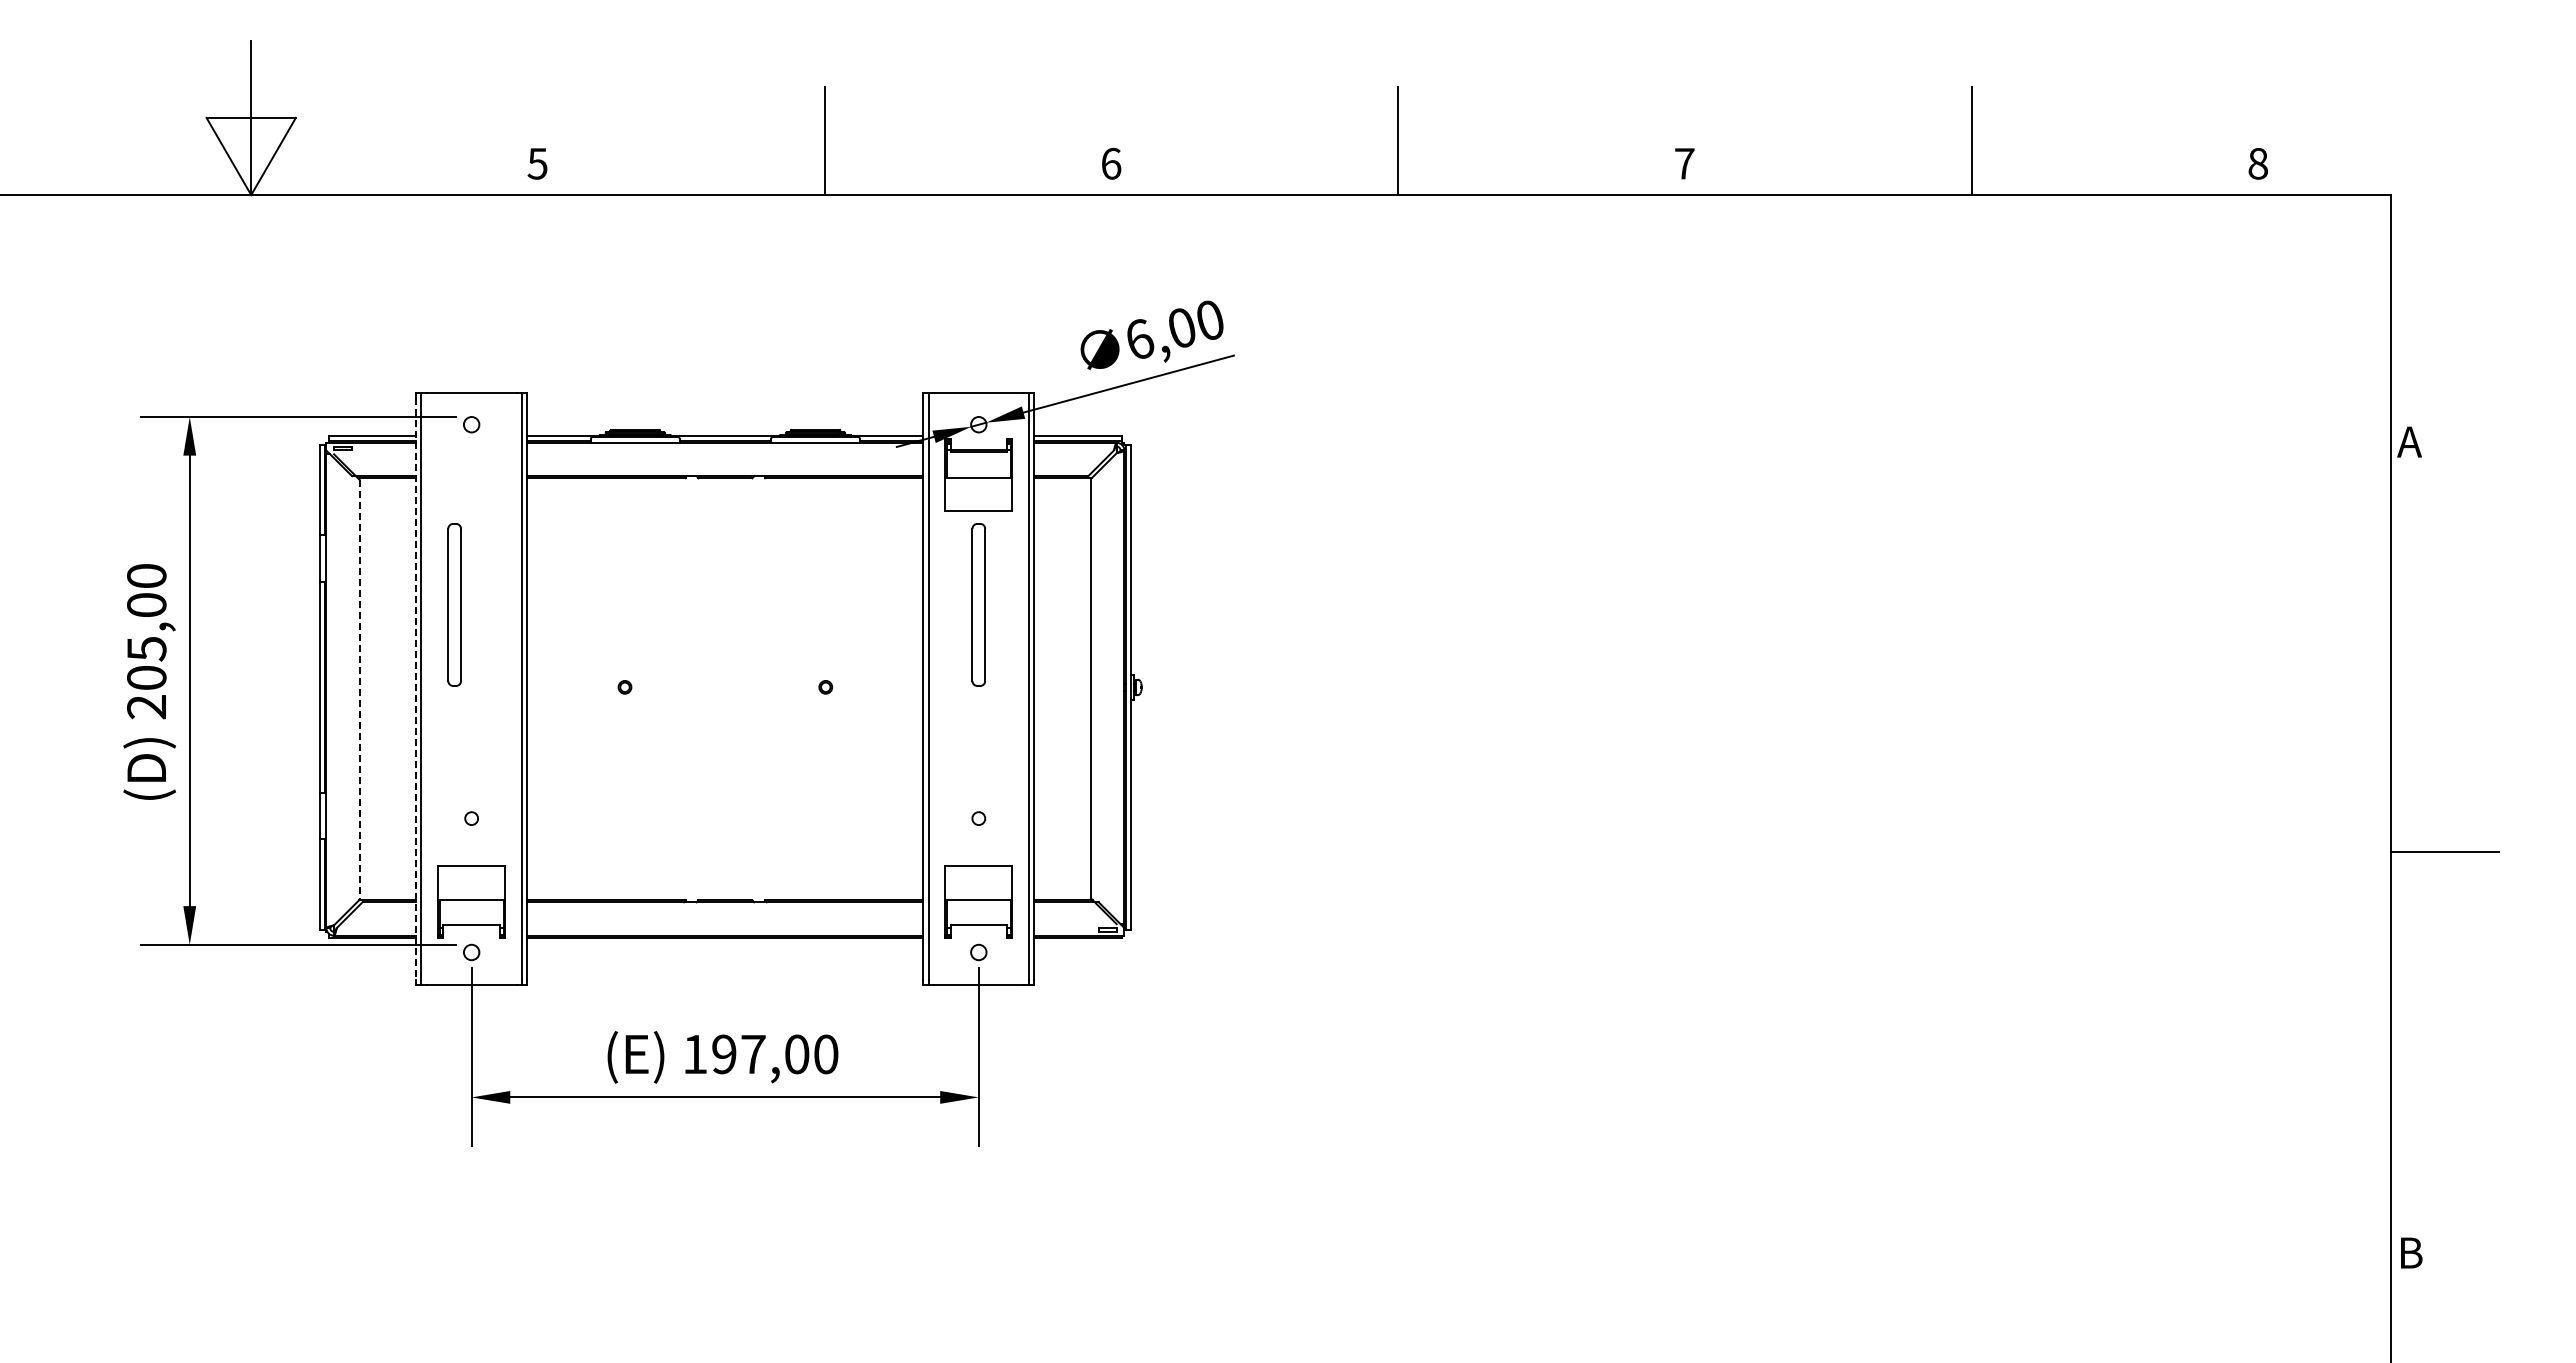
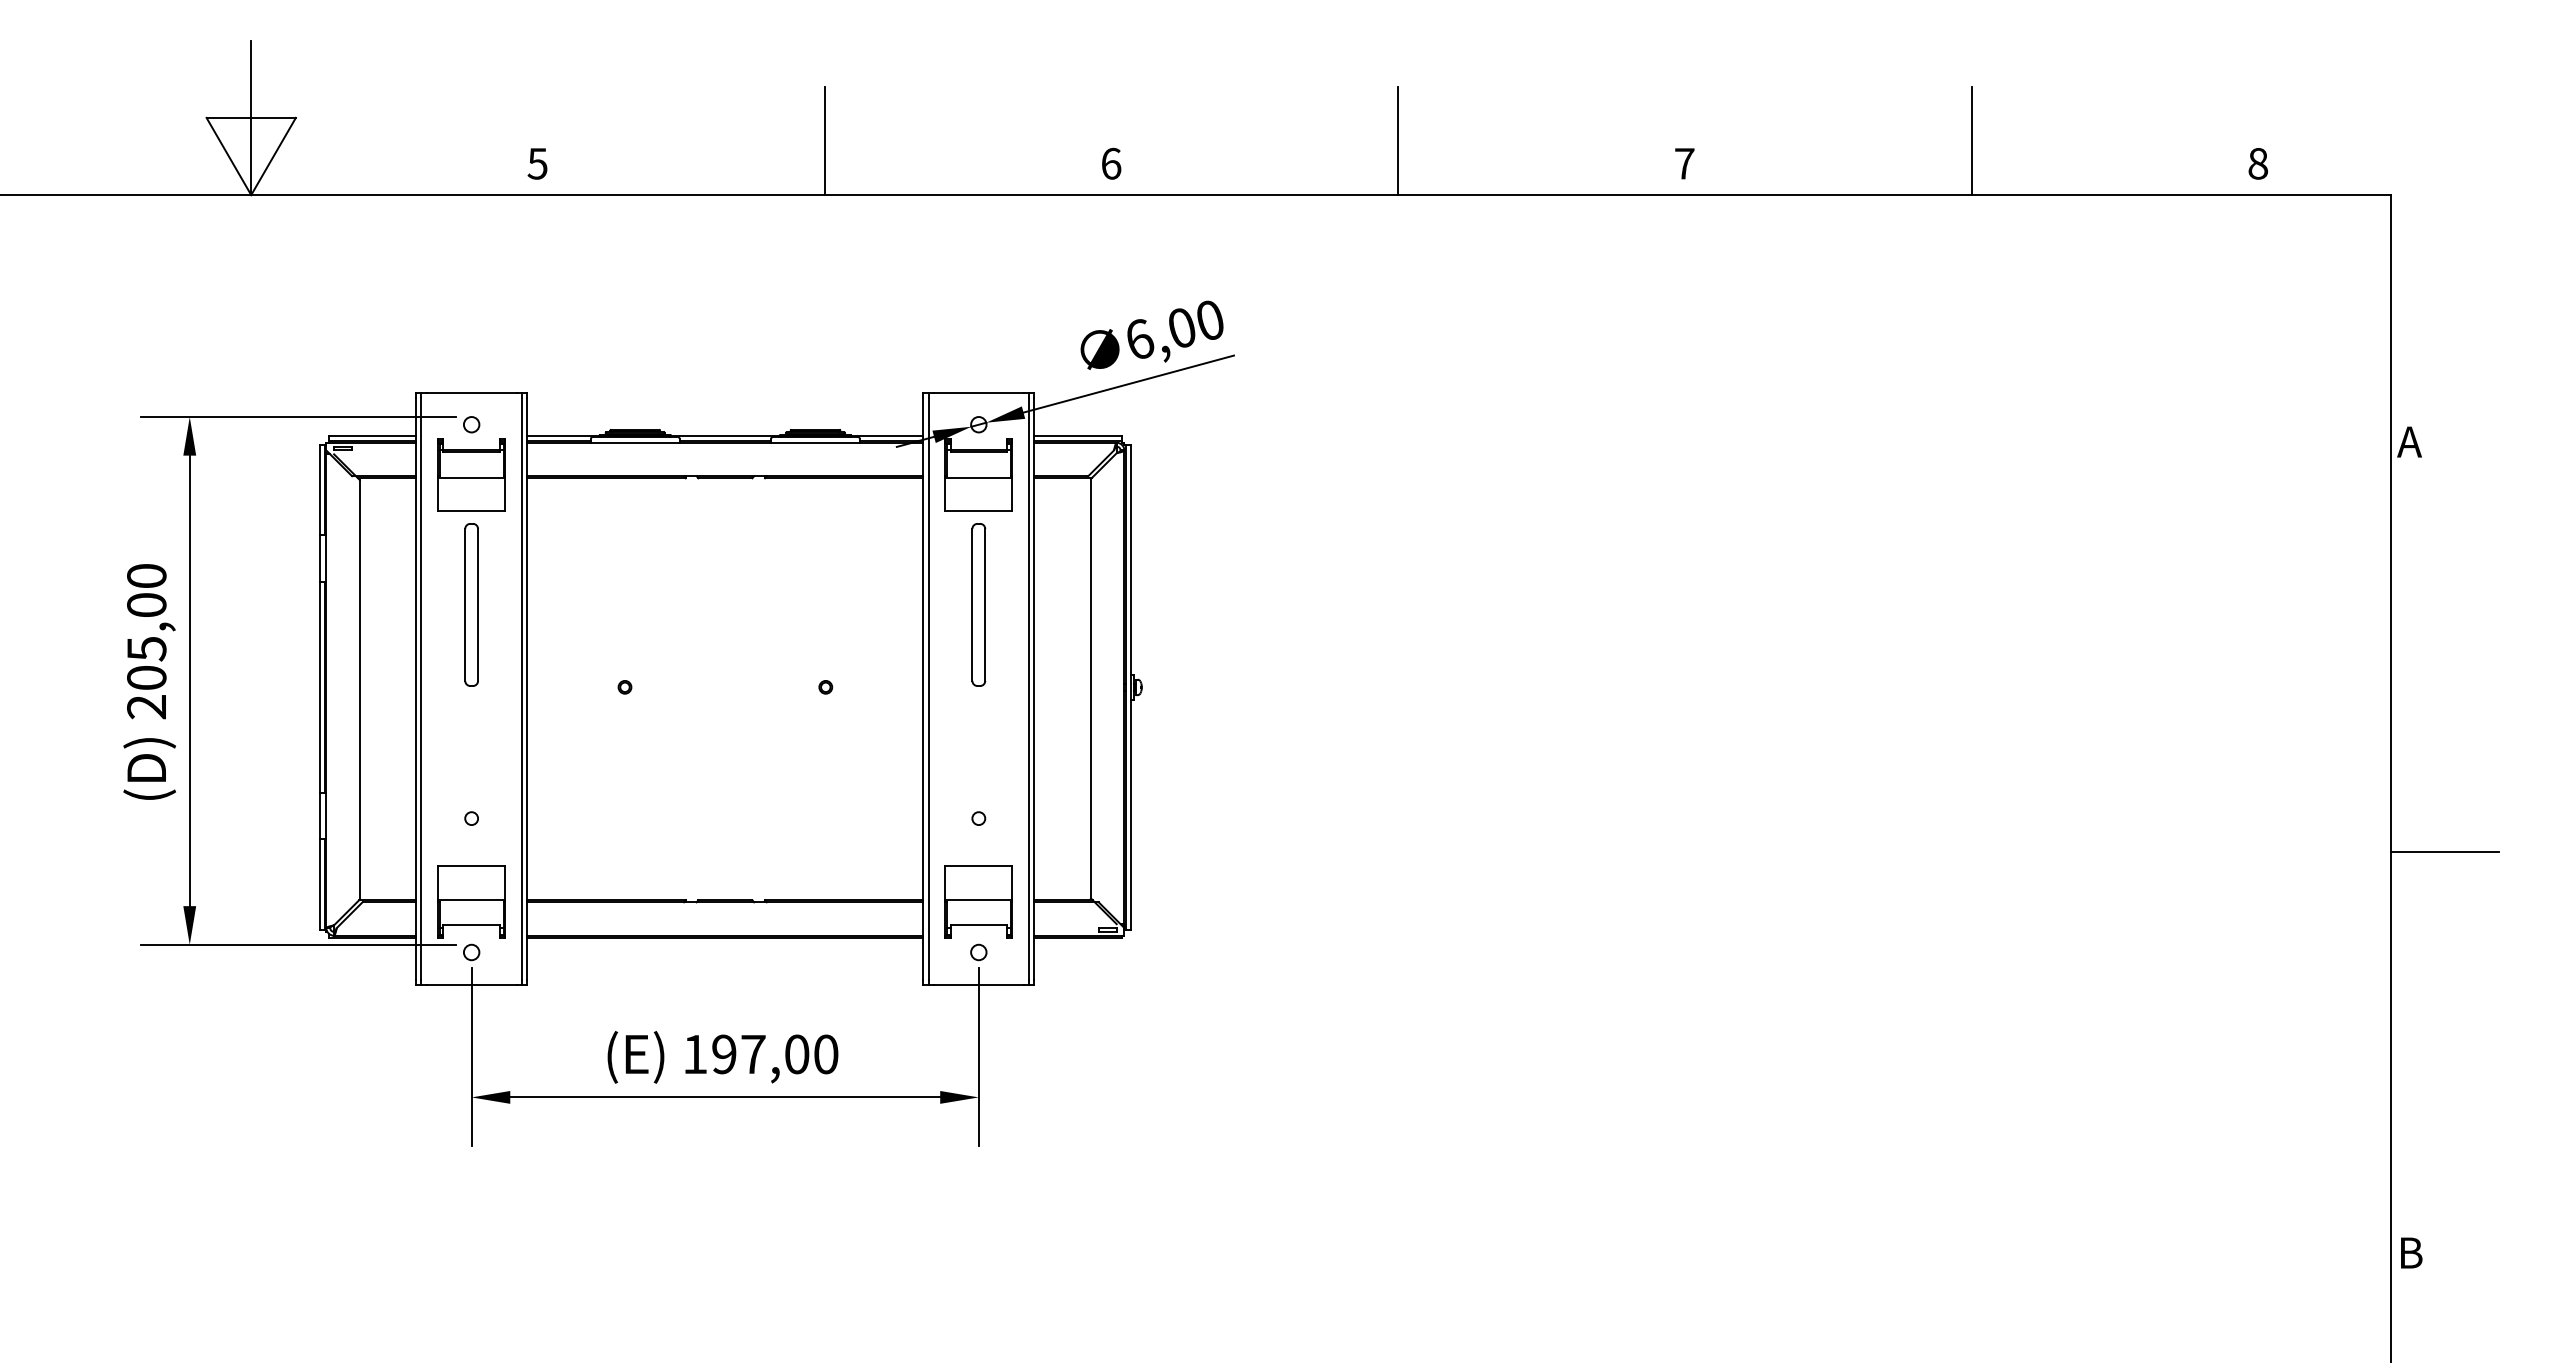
part: none -> present (471, 474)
part position: (454, 604) -> (471, 604) (471, 604)
line: dashed -> solid (416, 688)
line: dashed -> solid (359, 689)
